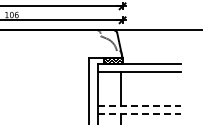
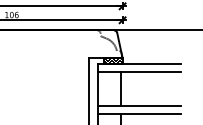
line: dashed -> solid (139, 105)
line: dashed -> solid (139, 114)
